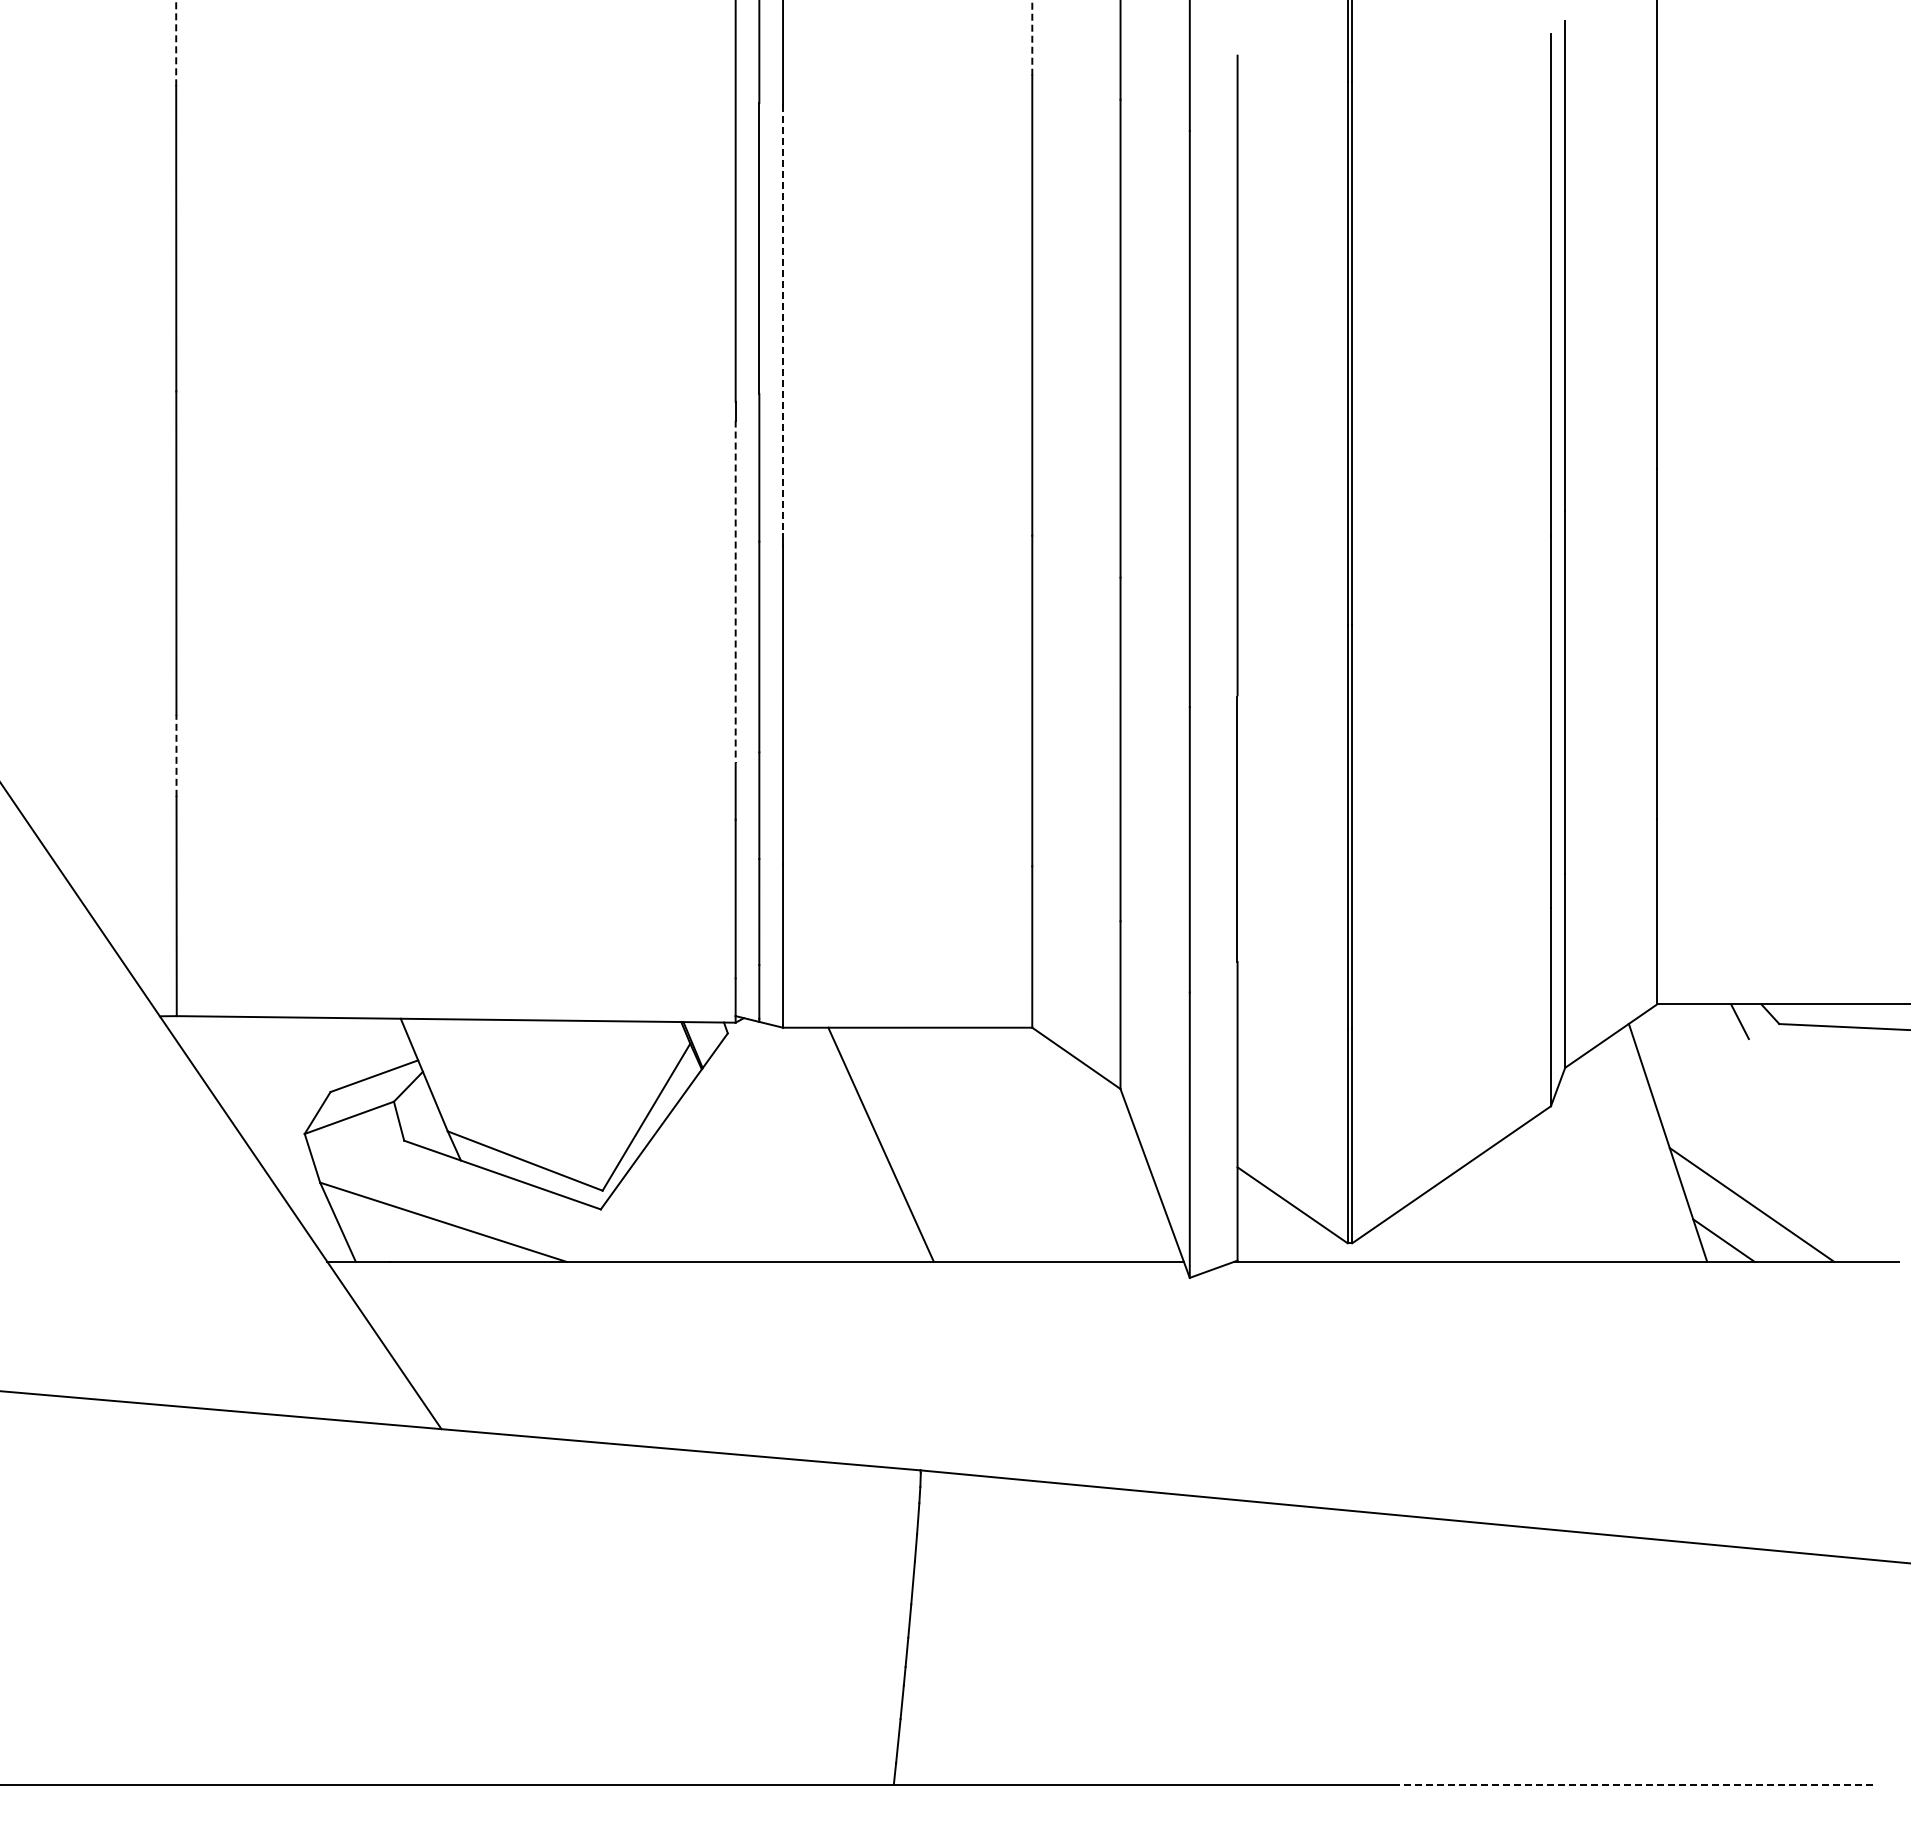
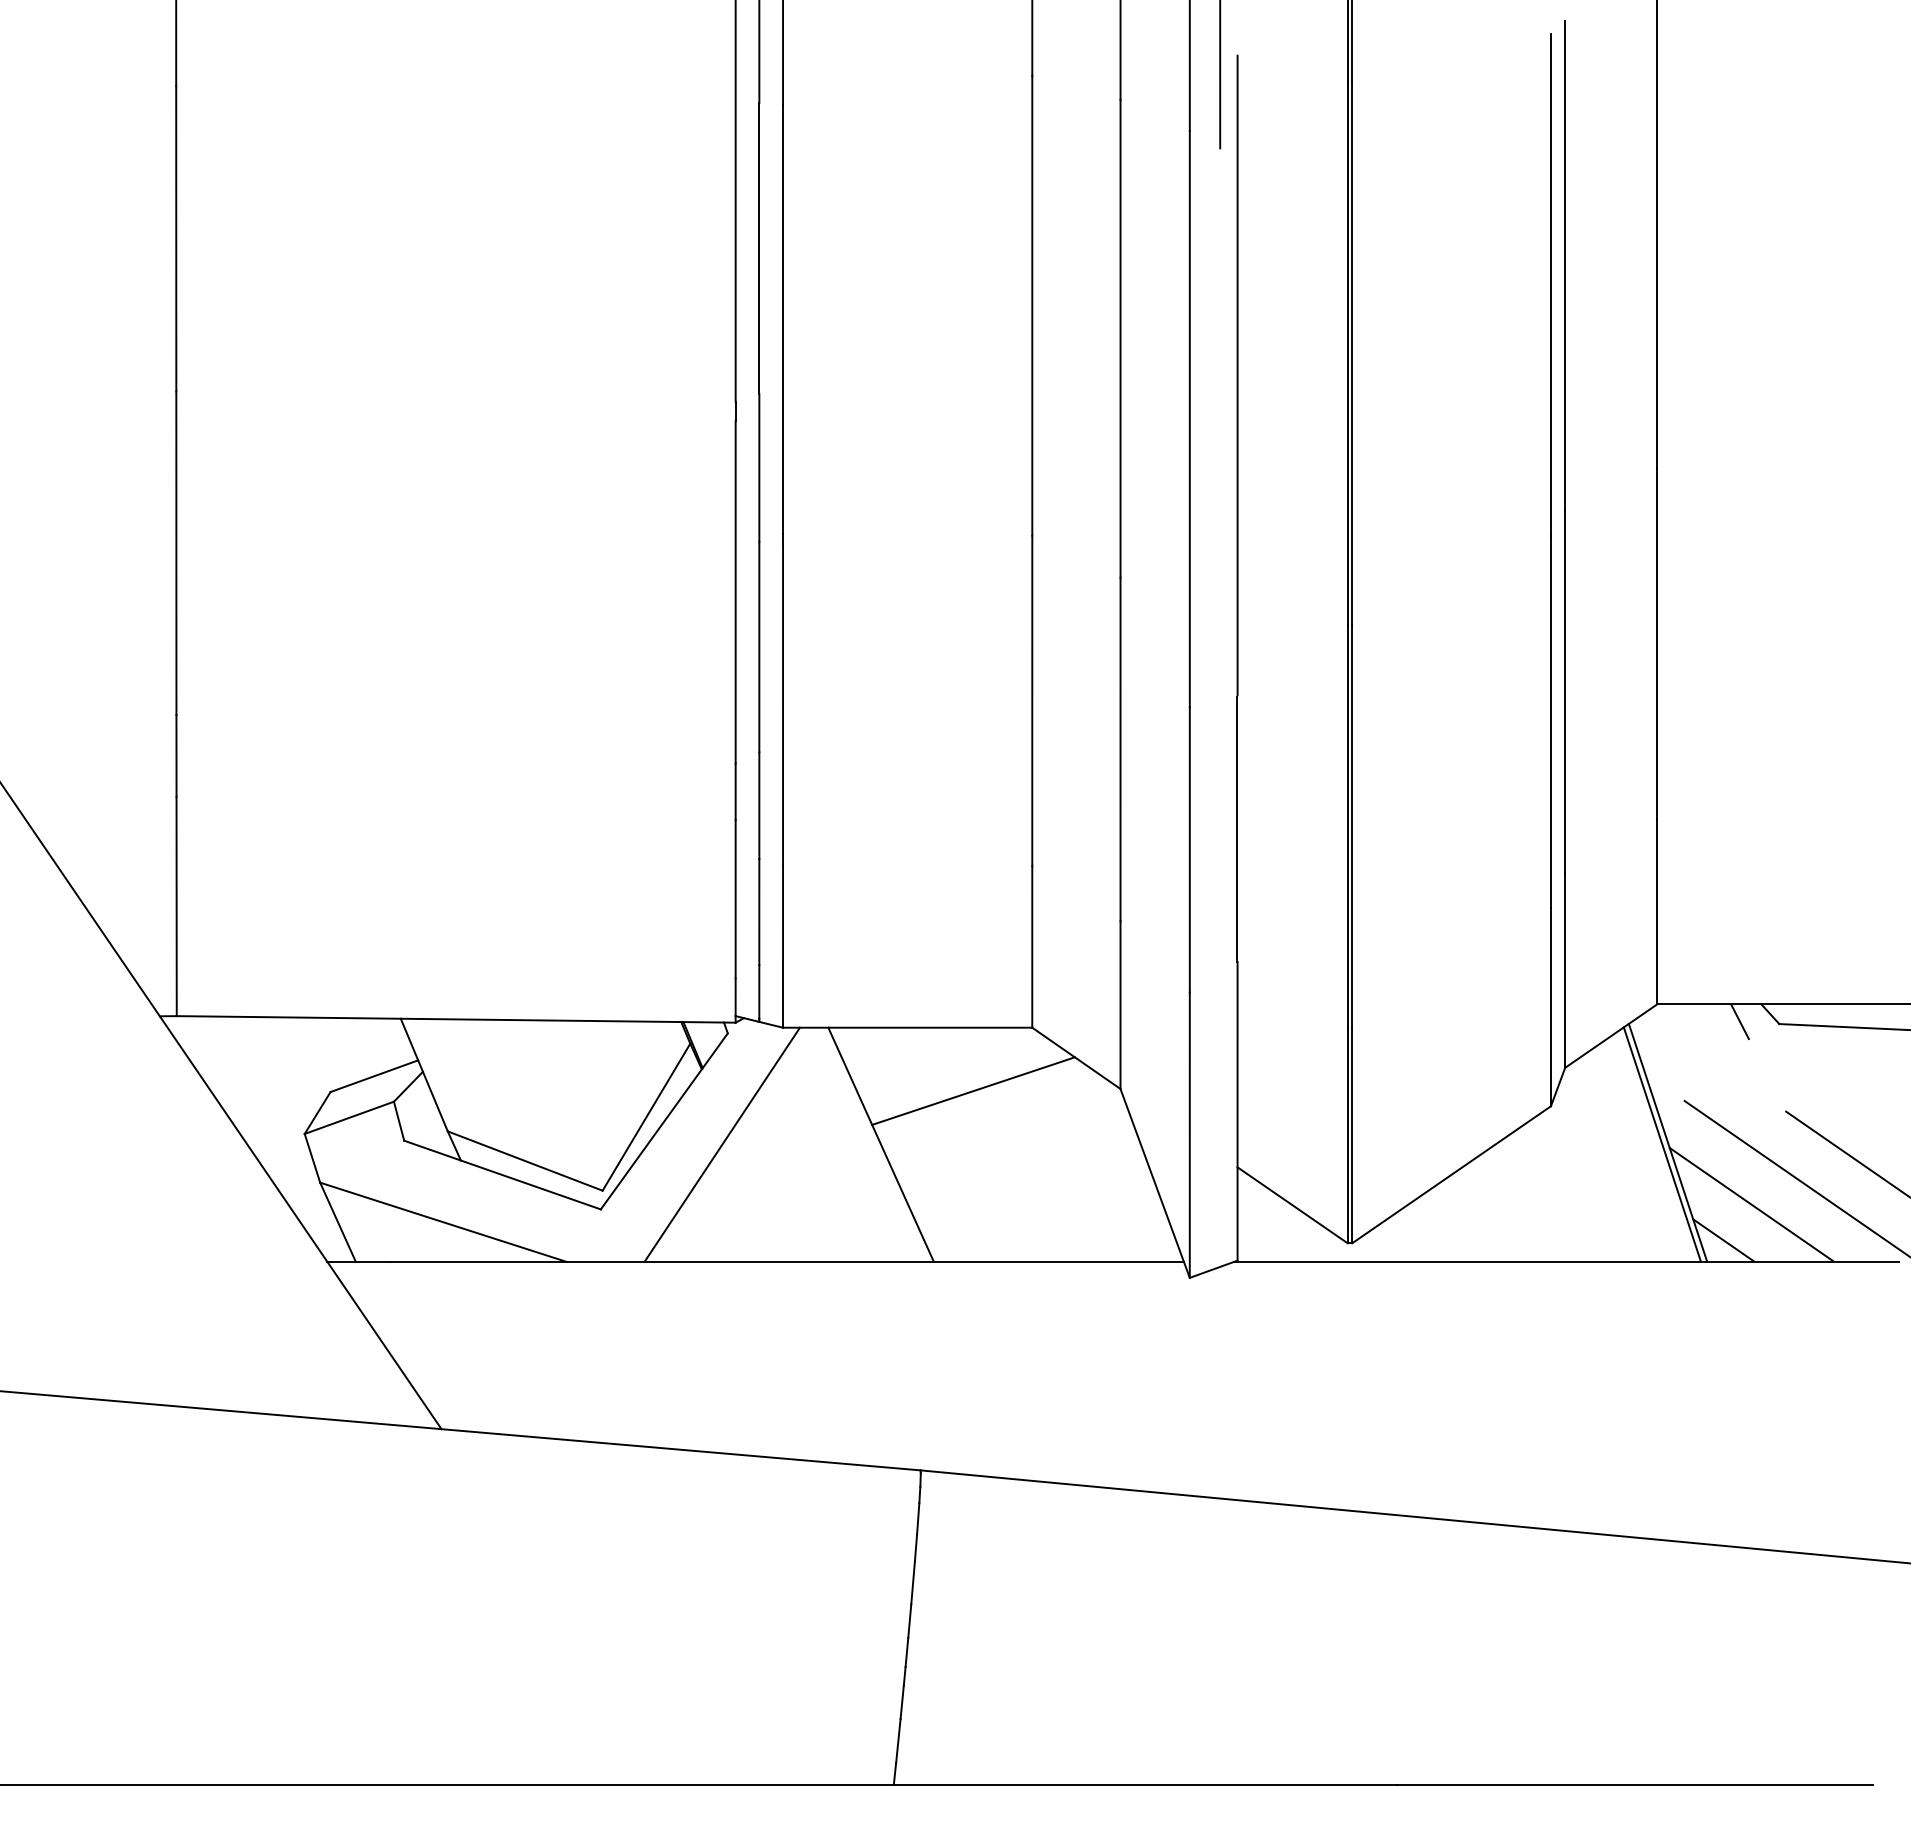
line: dashed -> solid (1032, 37)
line: dashed -> solid (176, 43)
line: none -> present (1220, 75)
line: dashed -> solid (783, 319)
line: dashed -> solid (735, 592)
line: dashed -> solid (176, 755)
line: none -> present (973, 1090)
line: none -> present (721, 1144)
line: none -> present (1662, 1144)
line: none -> present (1846, 1153)
line: none -> present (1795, 1177)
line: dashed -> solid (1635, 1784)
